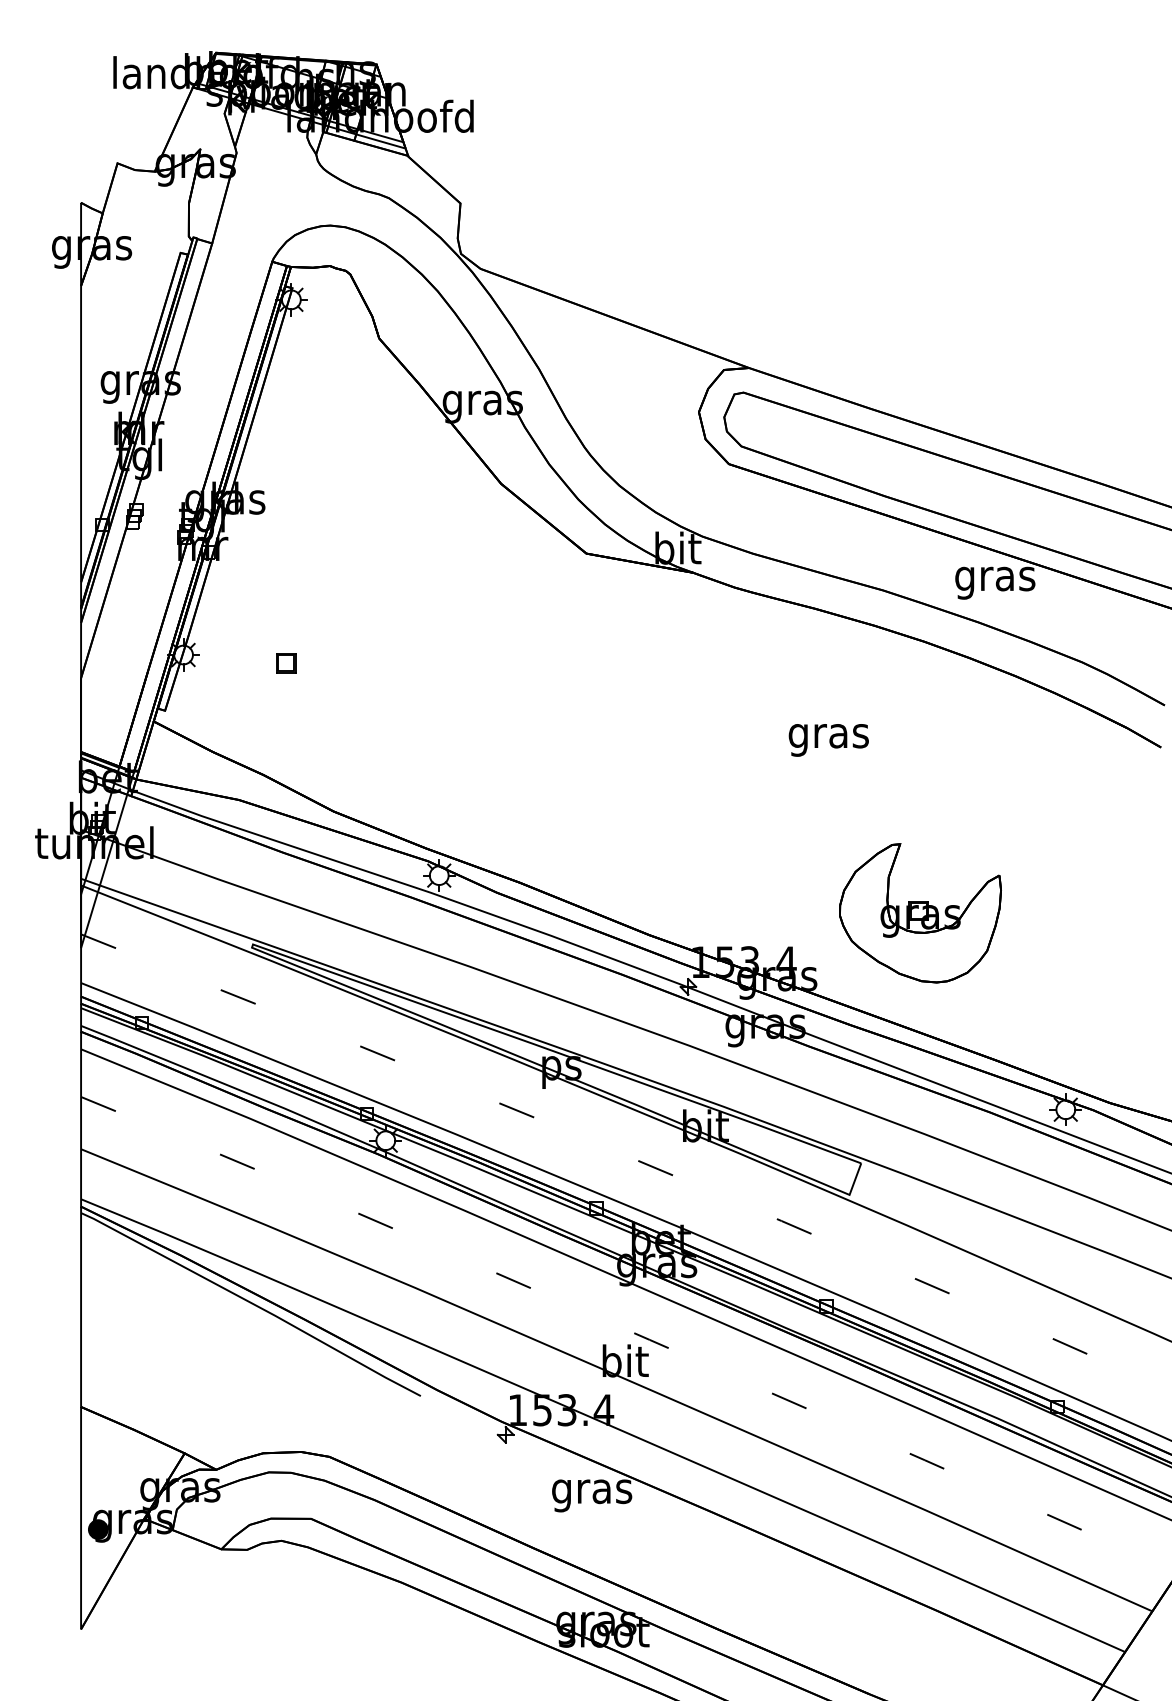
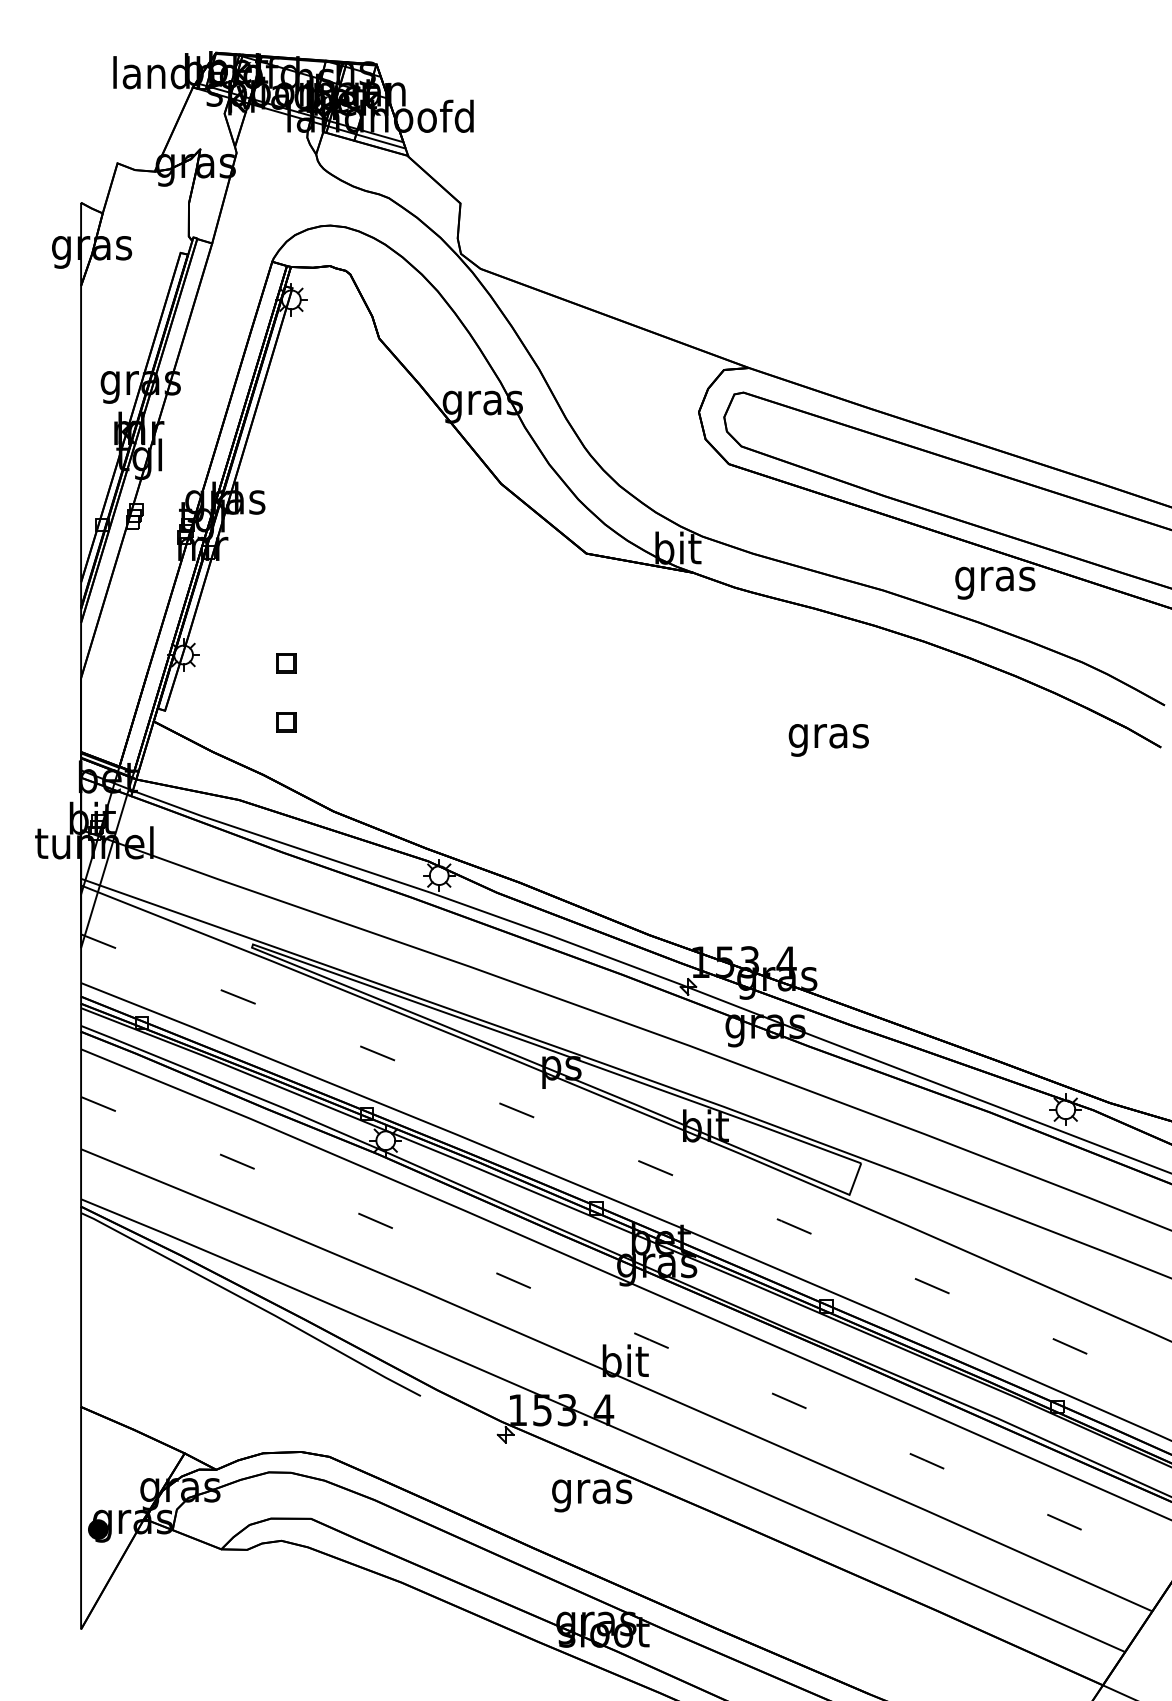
part: none -> present (286, 722)
part: present -> none (920, 913)
